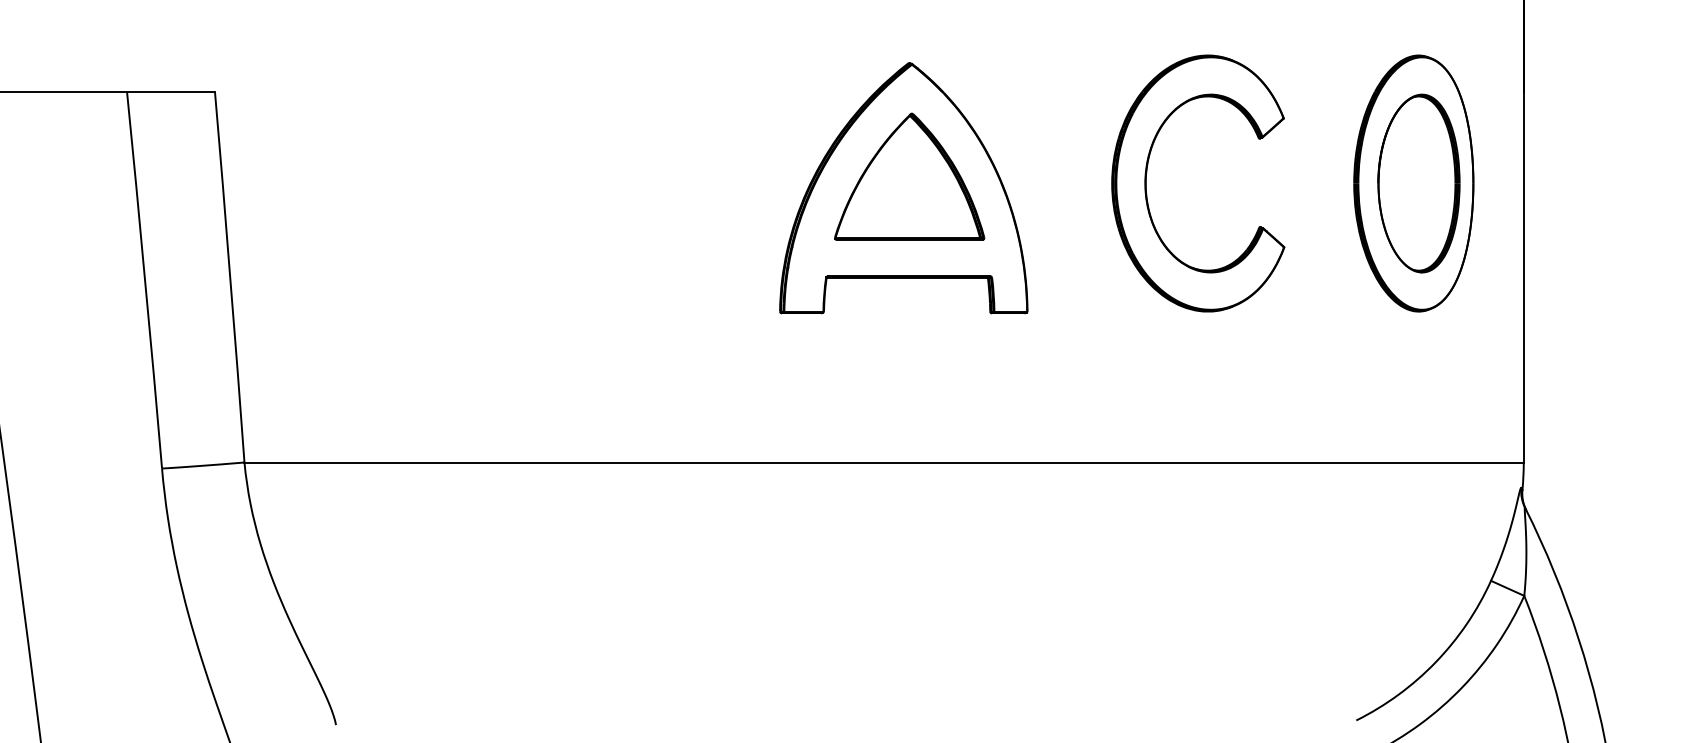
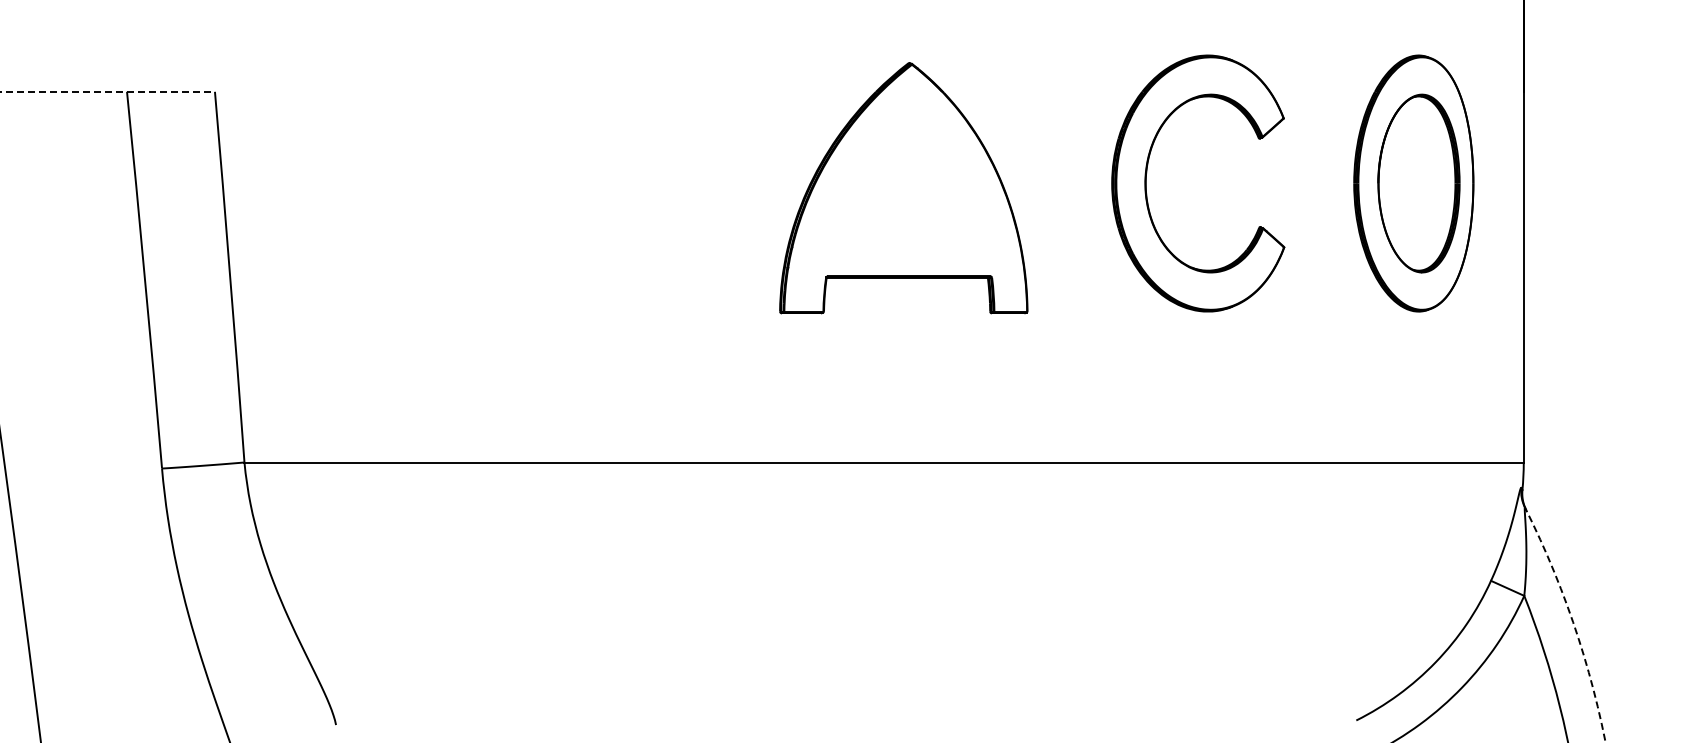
line: solid -> dashed (108, 91)
part: present -> none (909, 176)
arc: solid -> dashed (1573, 622)
